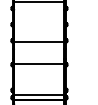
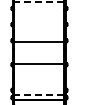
line: solid -> dashed (39, 2)
line: solid -> dashed (39, 94)
